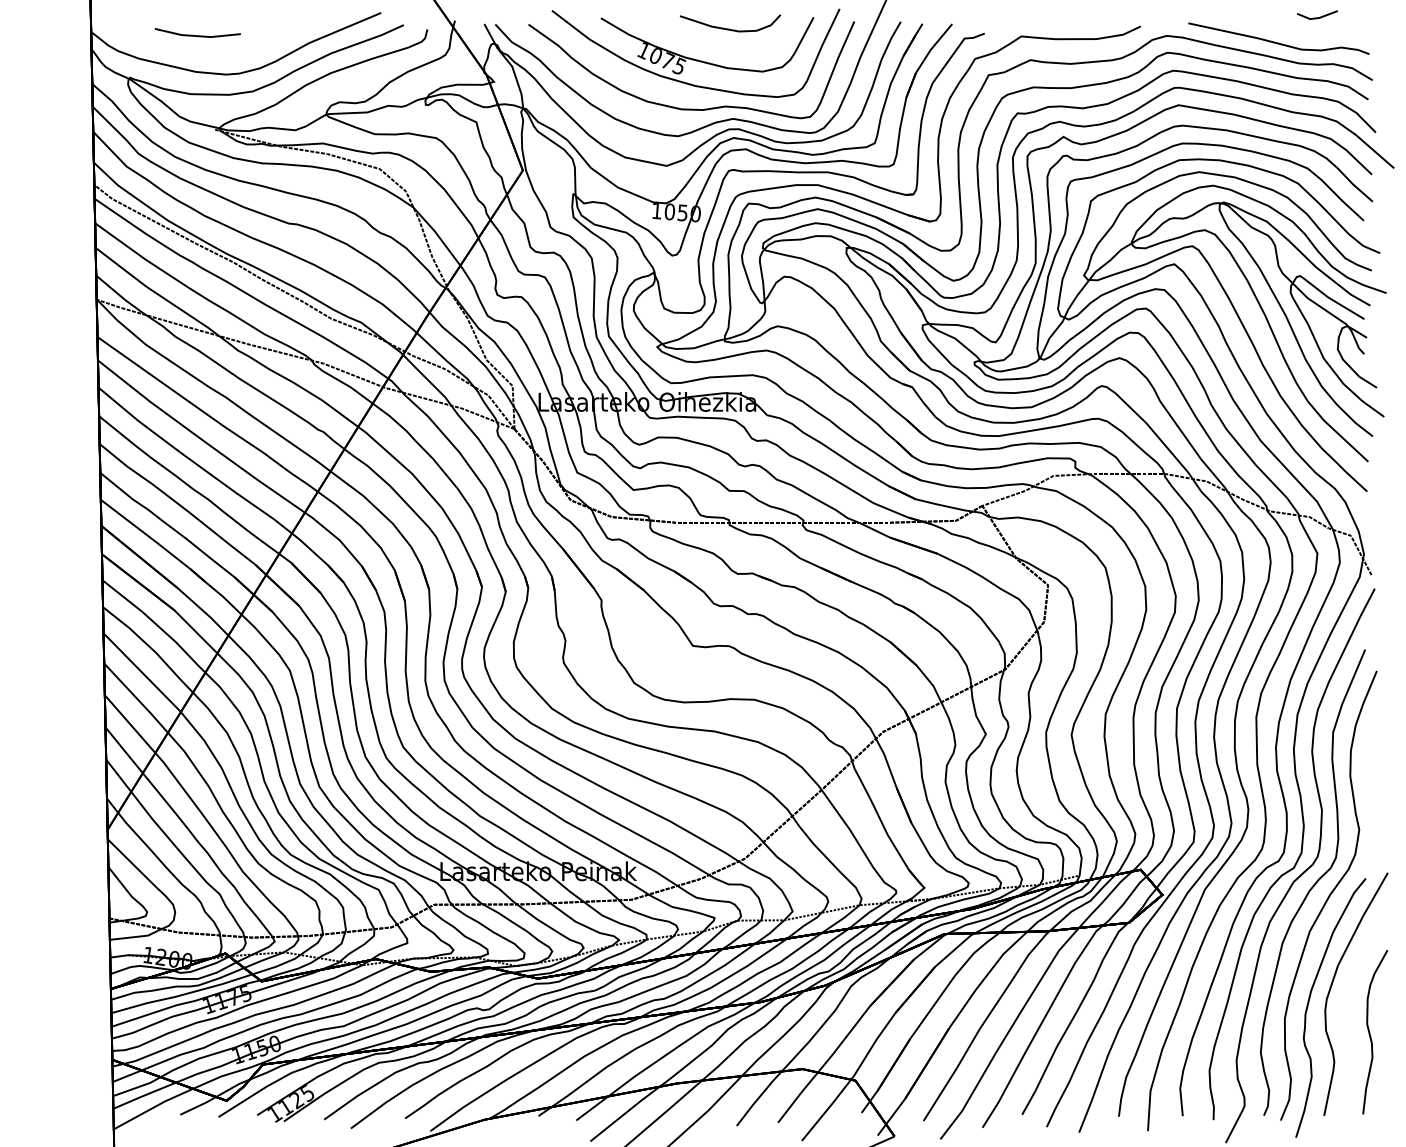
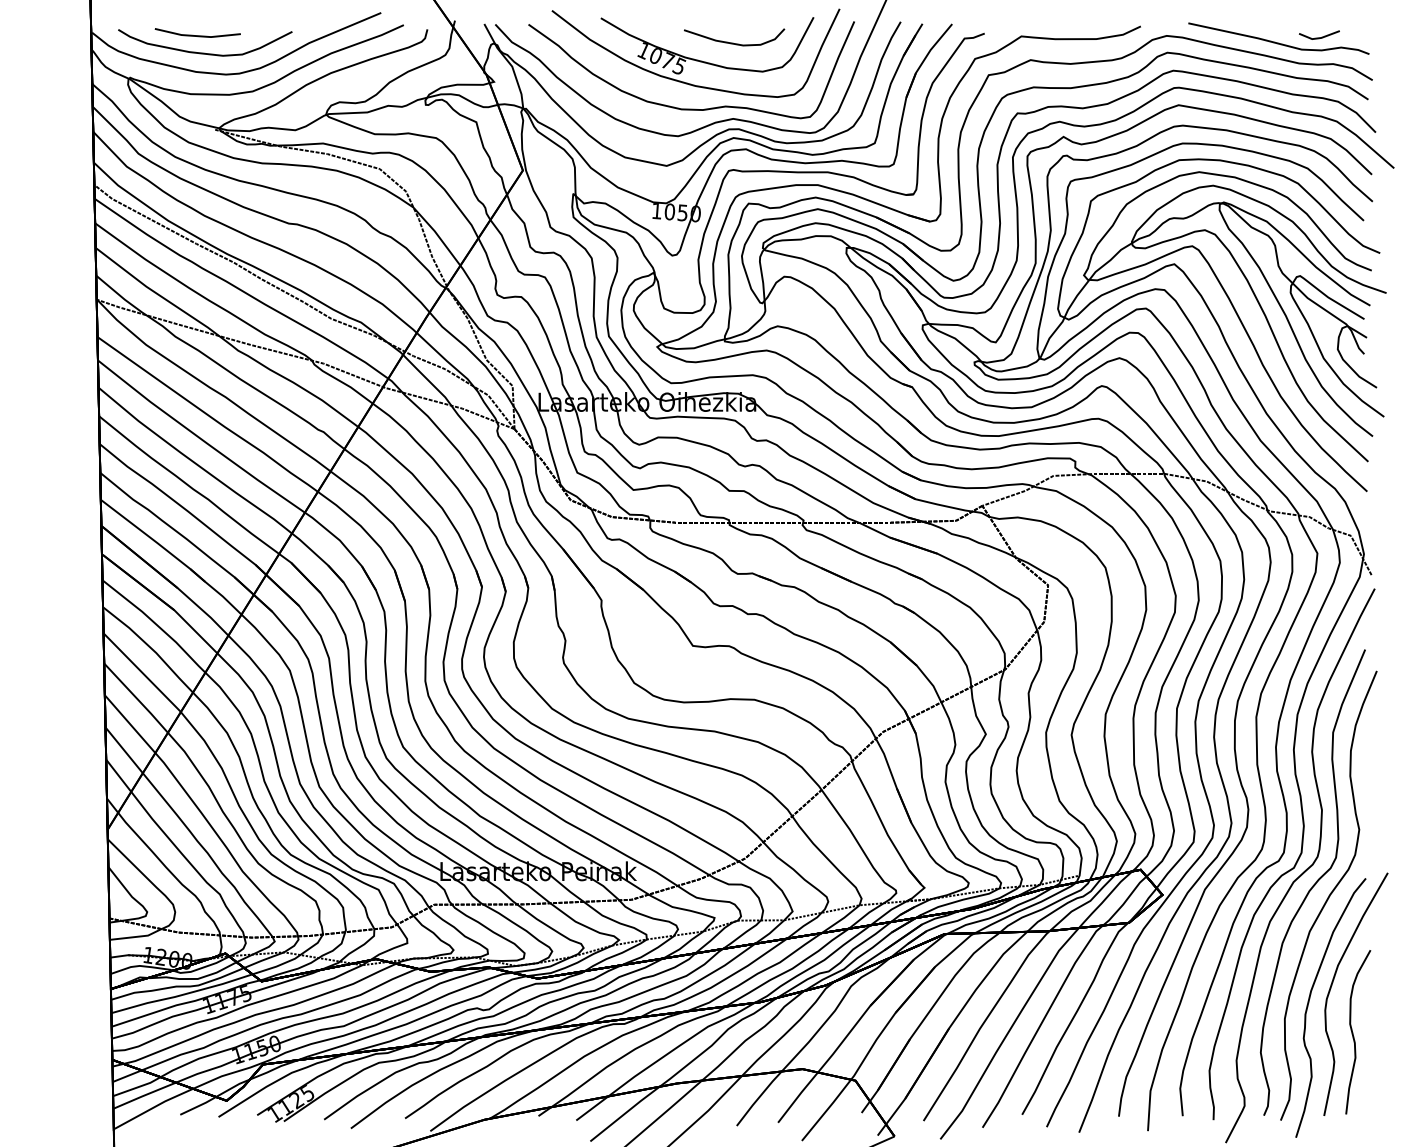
line position: (1319, 16) -> (1321, 36) (1321, 36)
curve position: (729, 28) -> (733, 42) (733, 42)
curve: none -> present (204, 52)
curve position: (1370, 1032) -> (1353, 1032) (1353, 1032)
